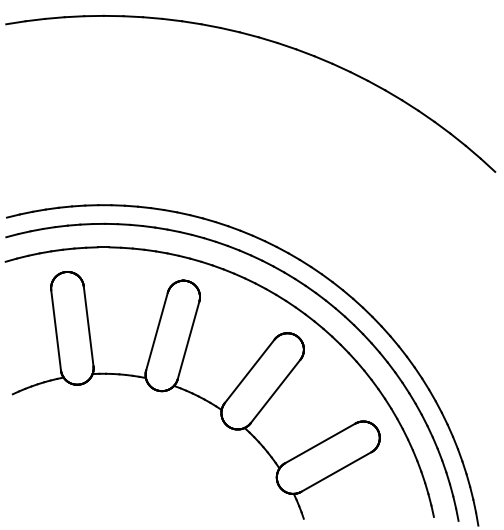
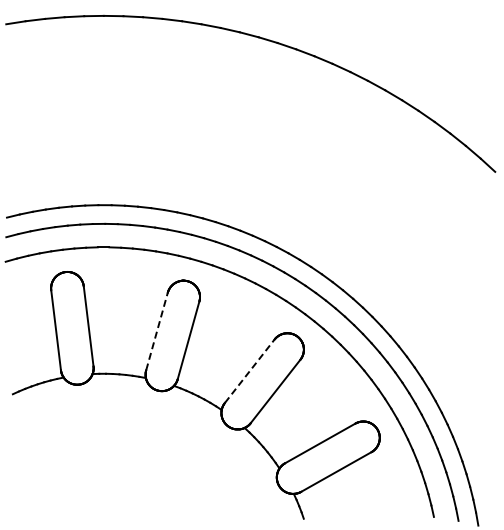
line: solid -> dashed (157, 331)
line: solid -> dashed (250, 370)
